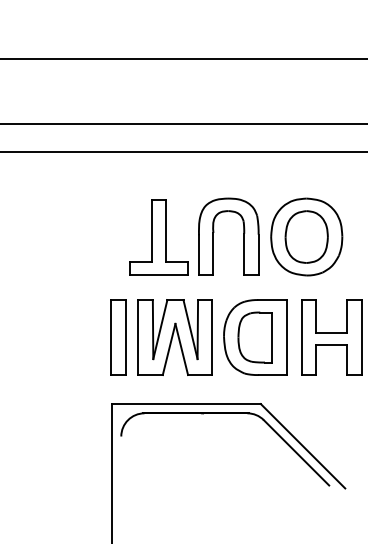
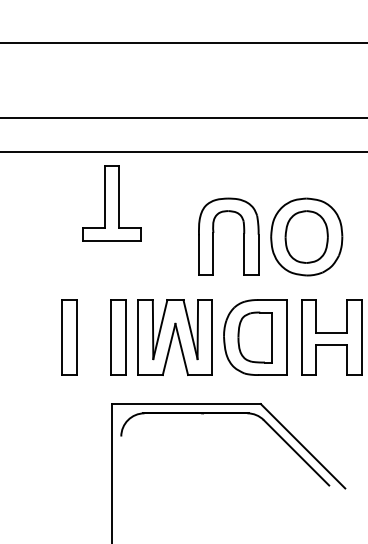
line position: (183, 58) -> (183, 42) (183, 42)
line position: (183, 123) -> (183, 117) (183, 117)
part position: (158, 237) -> (111, 203) (111, 203)
part: none -> present (69, 337)
